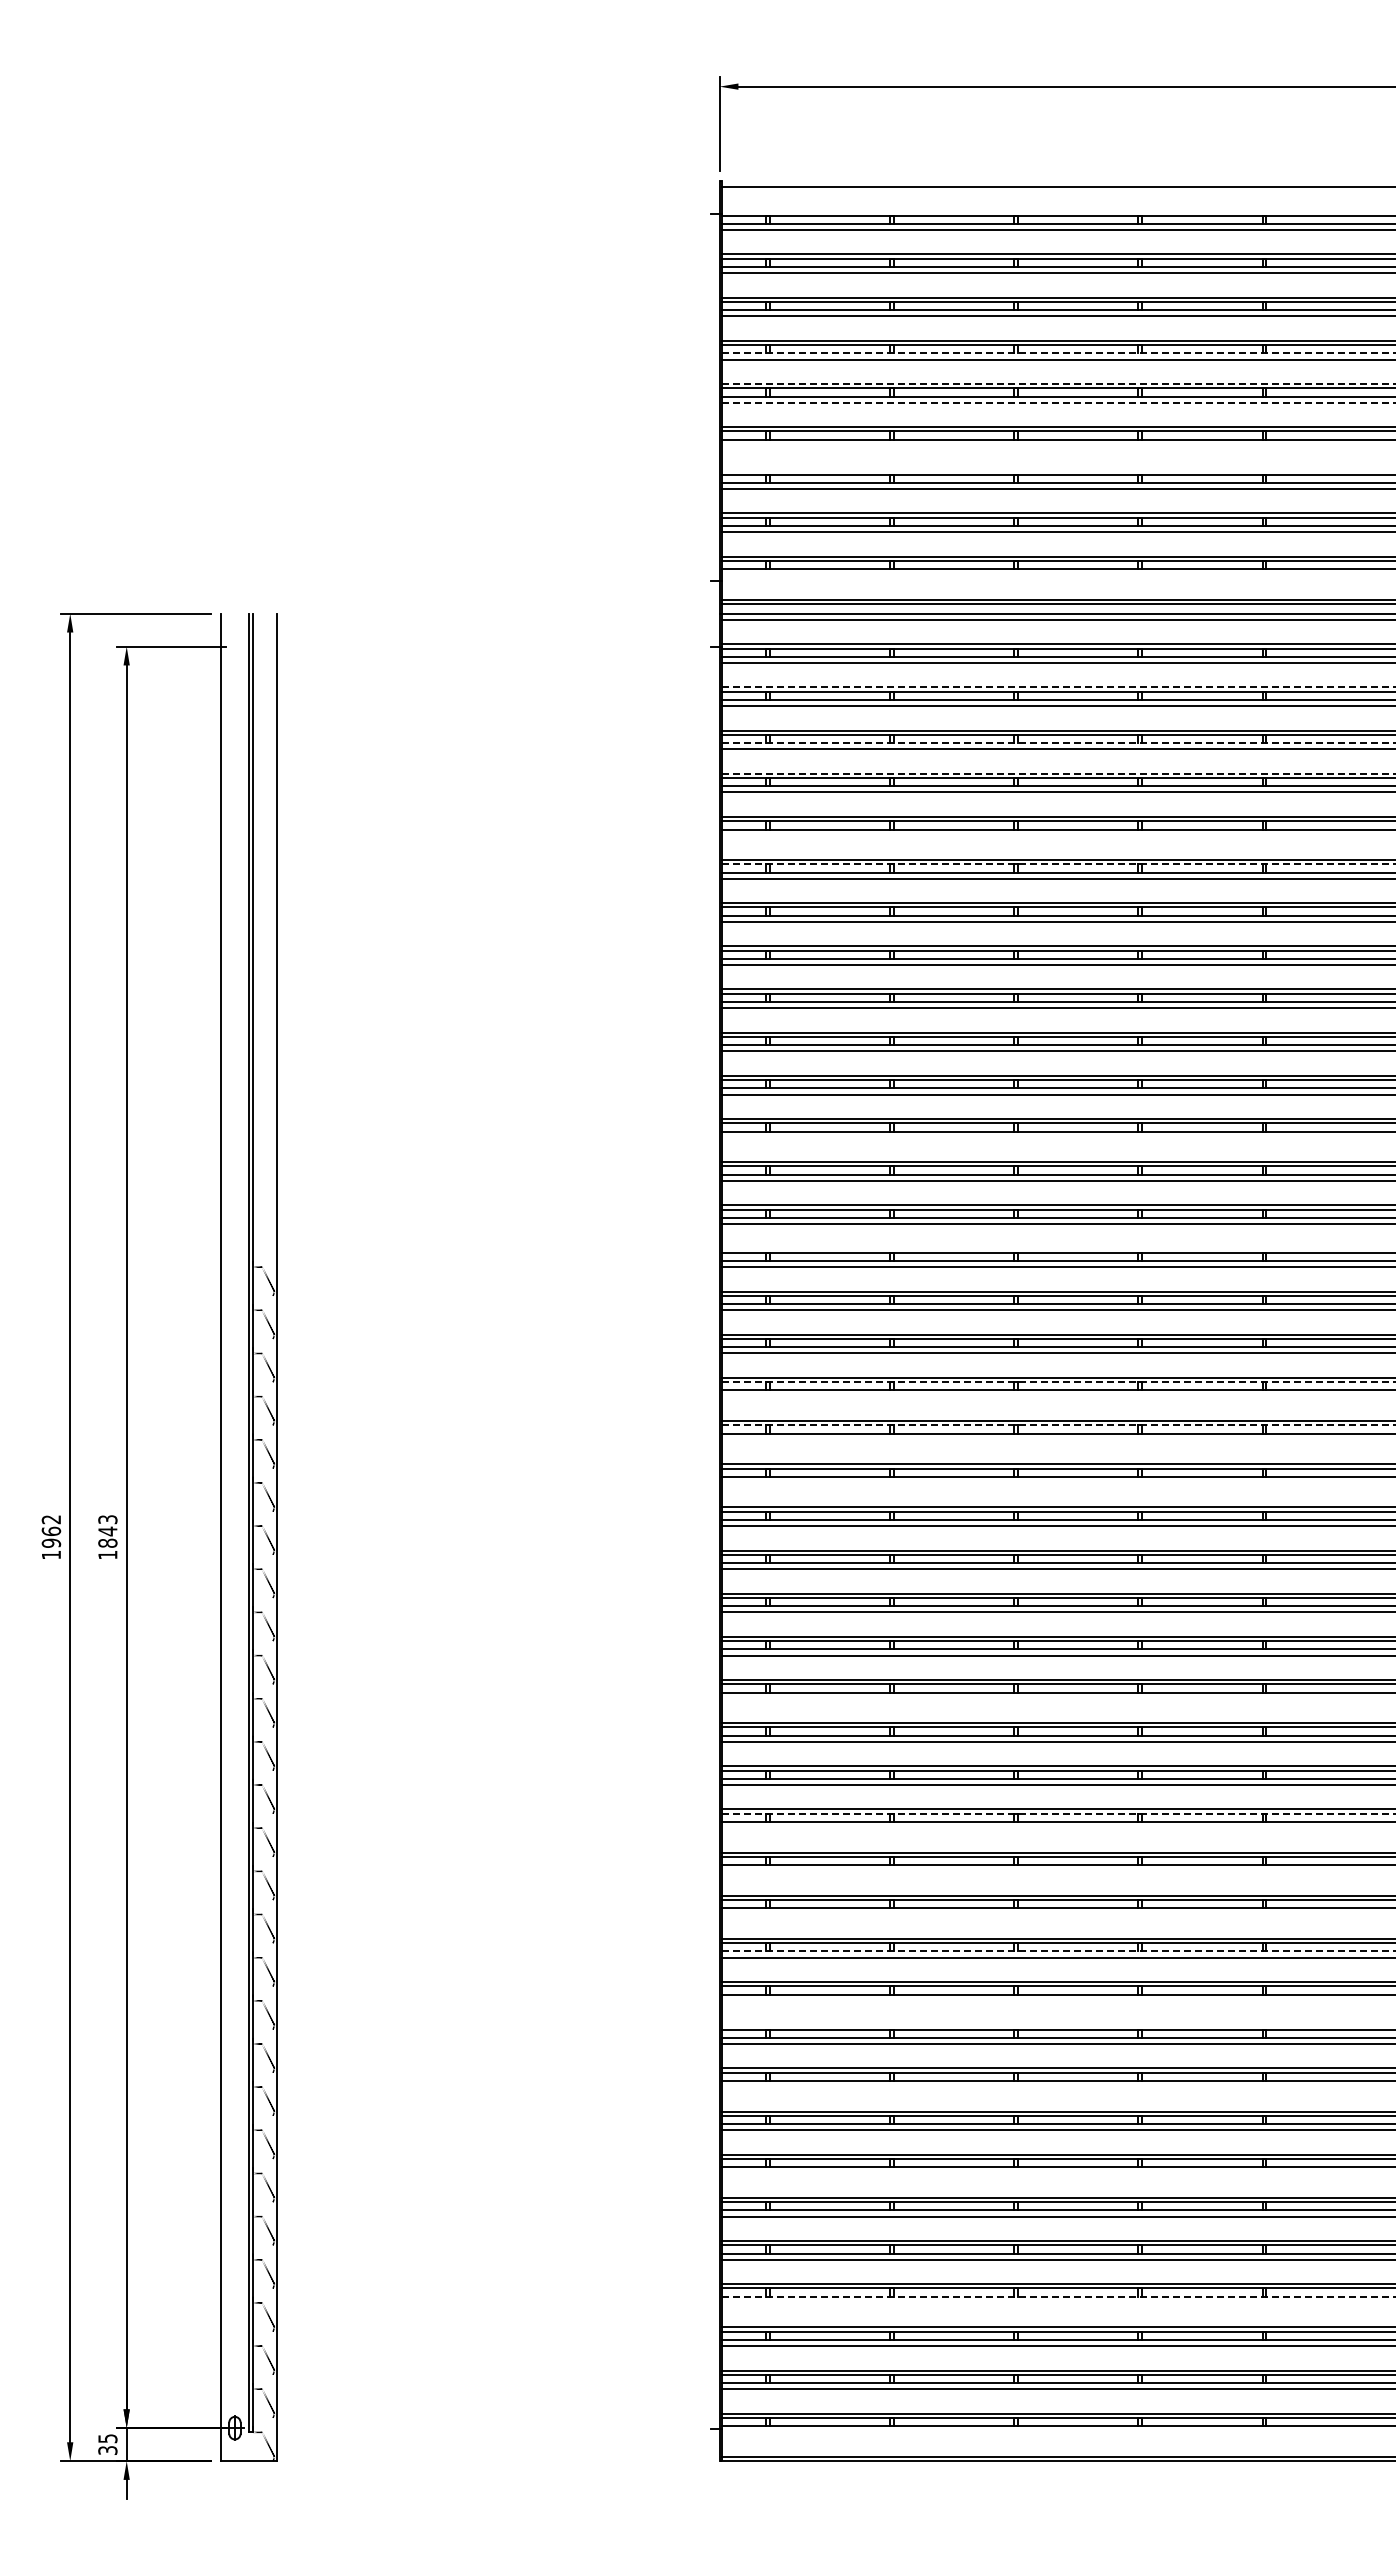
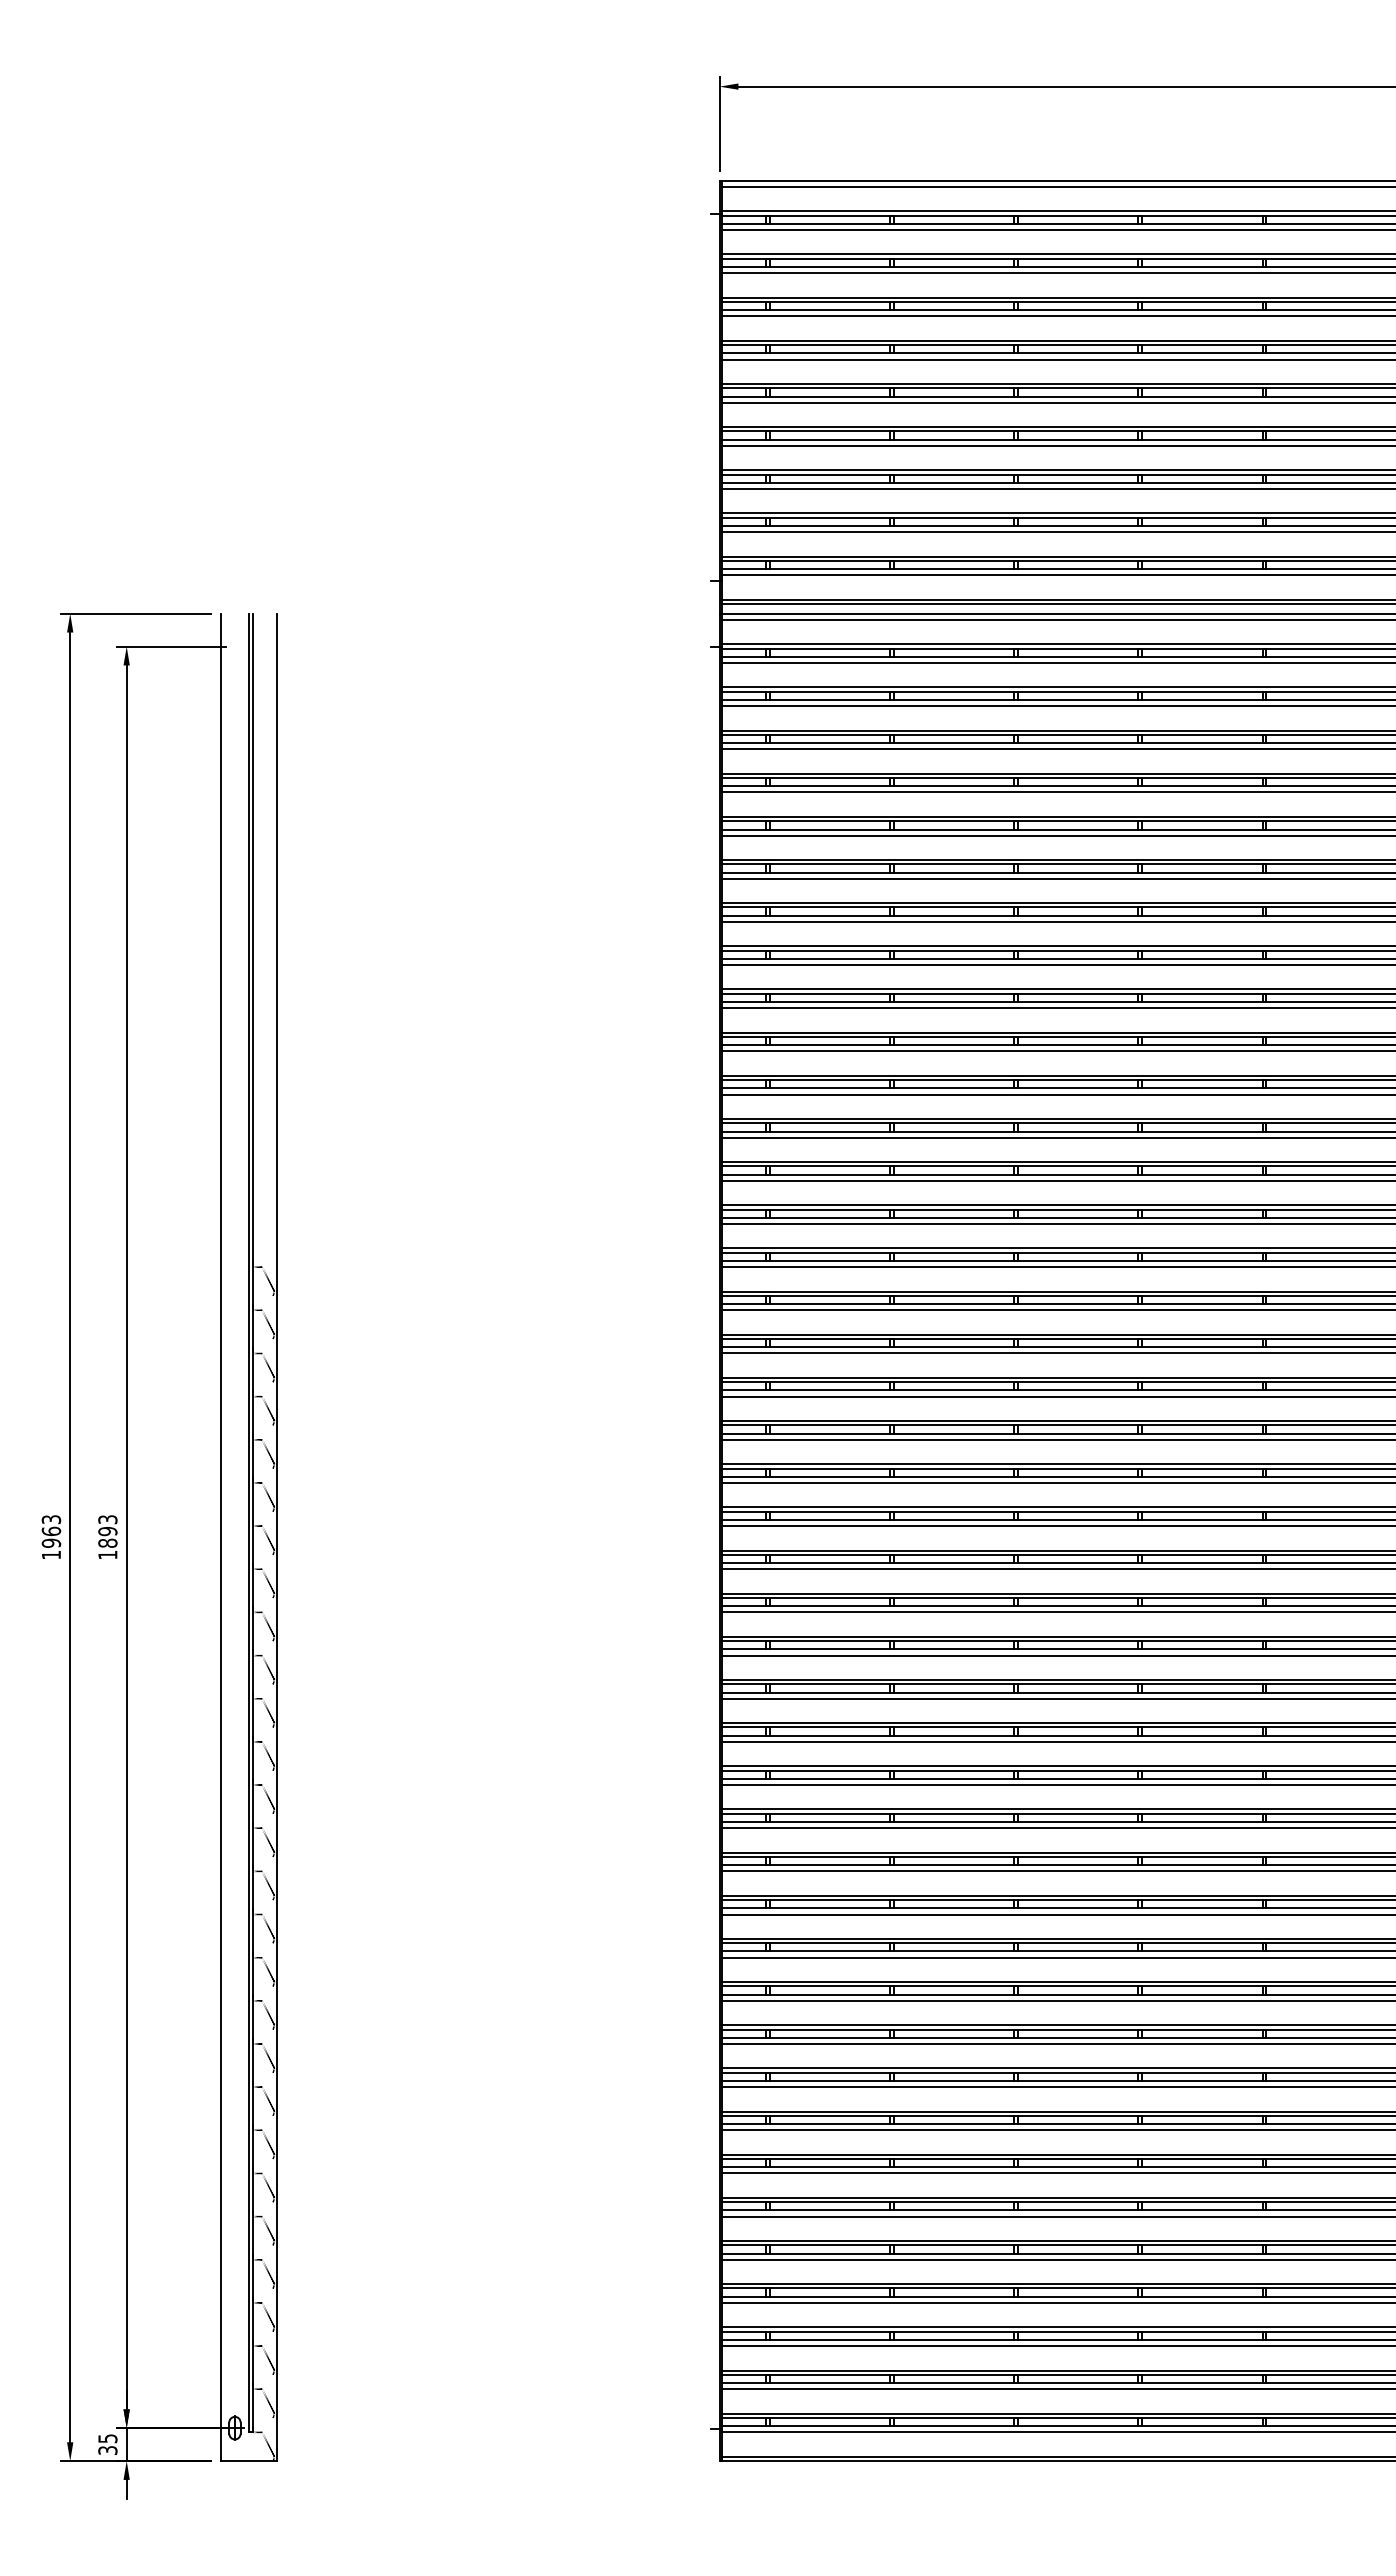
line: none -> present (1057, 180)
line: none -> present (1057, 211)
line: dashed -> solid (1059, 353)
line: dashed -> solid (1059, 383)
line: dashed -> solid (1059, 402)
line: none -> present (1057, 445)
line: none -> present (1057, 470)
line: none -> present (1057, 575)
line: dashed -> solid (1059, 687)
line: dashed -> solid (1059, 743)
line: dashed -> solid (1059, 773)
line: none -> present (1057, 835)
line: dashed -> solid (1059, 864)
line: none -> present (1057, 1137)
line: none -> present (1057, 1248)
line: dashed -> solid (1059, 1382)
line: none -> present (1057, 1396)
line: dashed -> solid (1059, 1425)
line: none -> present (1057, 1439)
line: none -> present (1057, 1482)
text: 1962 -> 1963 (51, 1519)
text: 1843 -> 1893 (107, 1531)
line: none -> present (1057, 1698)
line: dashed -> solid (1059, 1813)
line: none -> present (1057, 1828)
line: none -> present (1057, 1871)
line: none -> present (1057, 1914)
line: dashed -> solid (1059, 1951)
line: none -> present (1057, 2000)
line: none -> present (1057, 2025)
line: none -> present (1057, 2087)
line: none -> present (1057, 2173)
line: dashed -> solid (1059, 2296)
line: none -> present (1057, 2302)
line: none -> present (1057, 2432)
